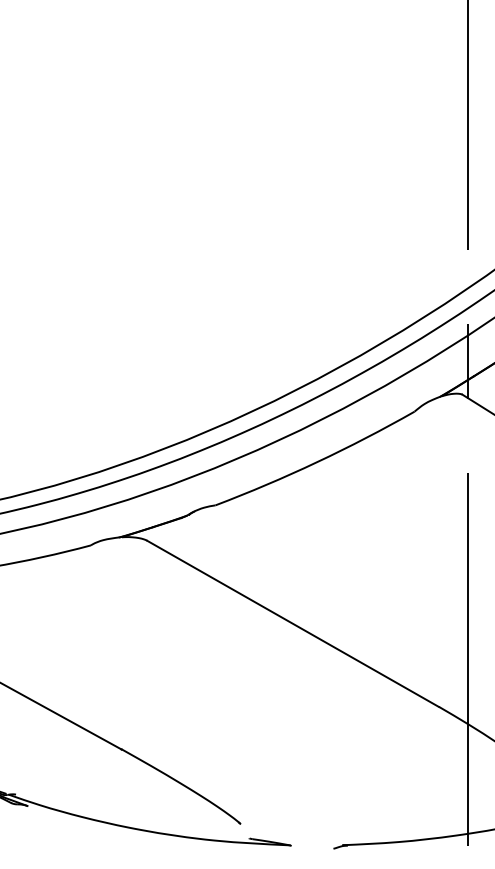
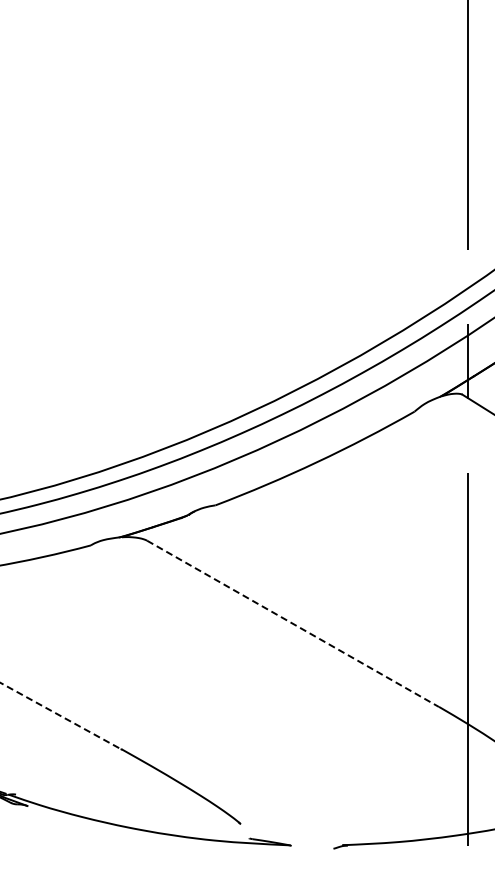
line: solid -> dashed (293, 623)
line: solid -> dashed (61, 716)
